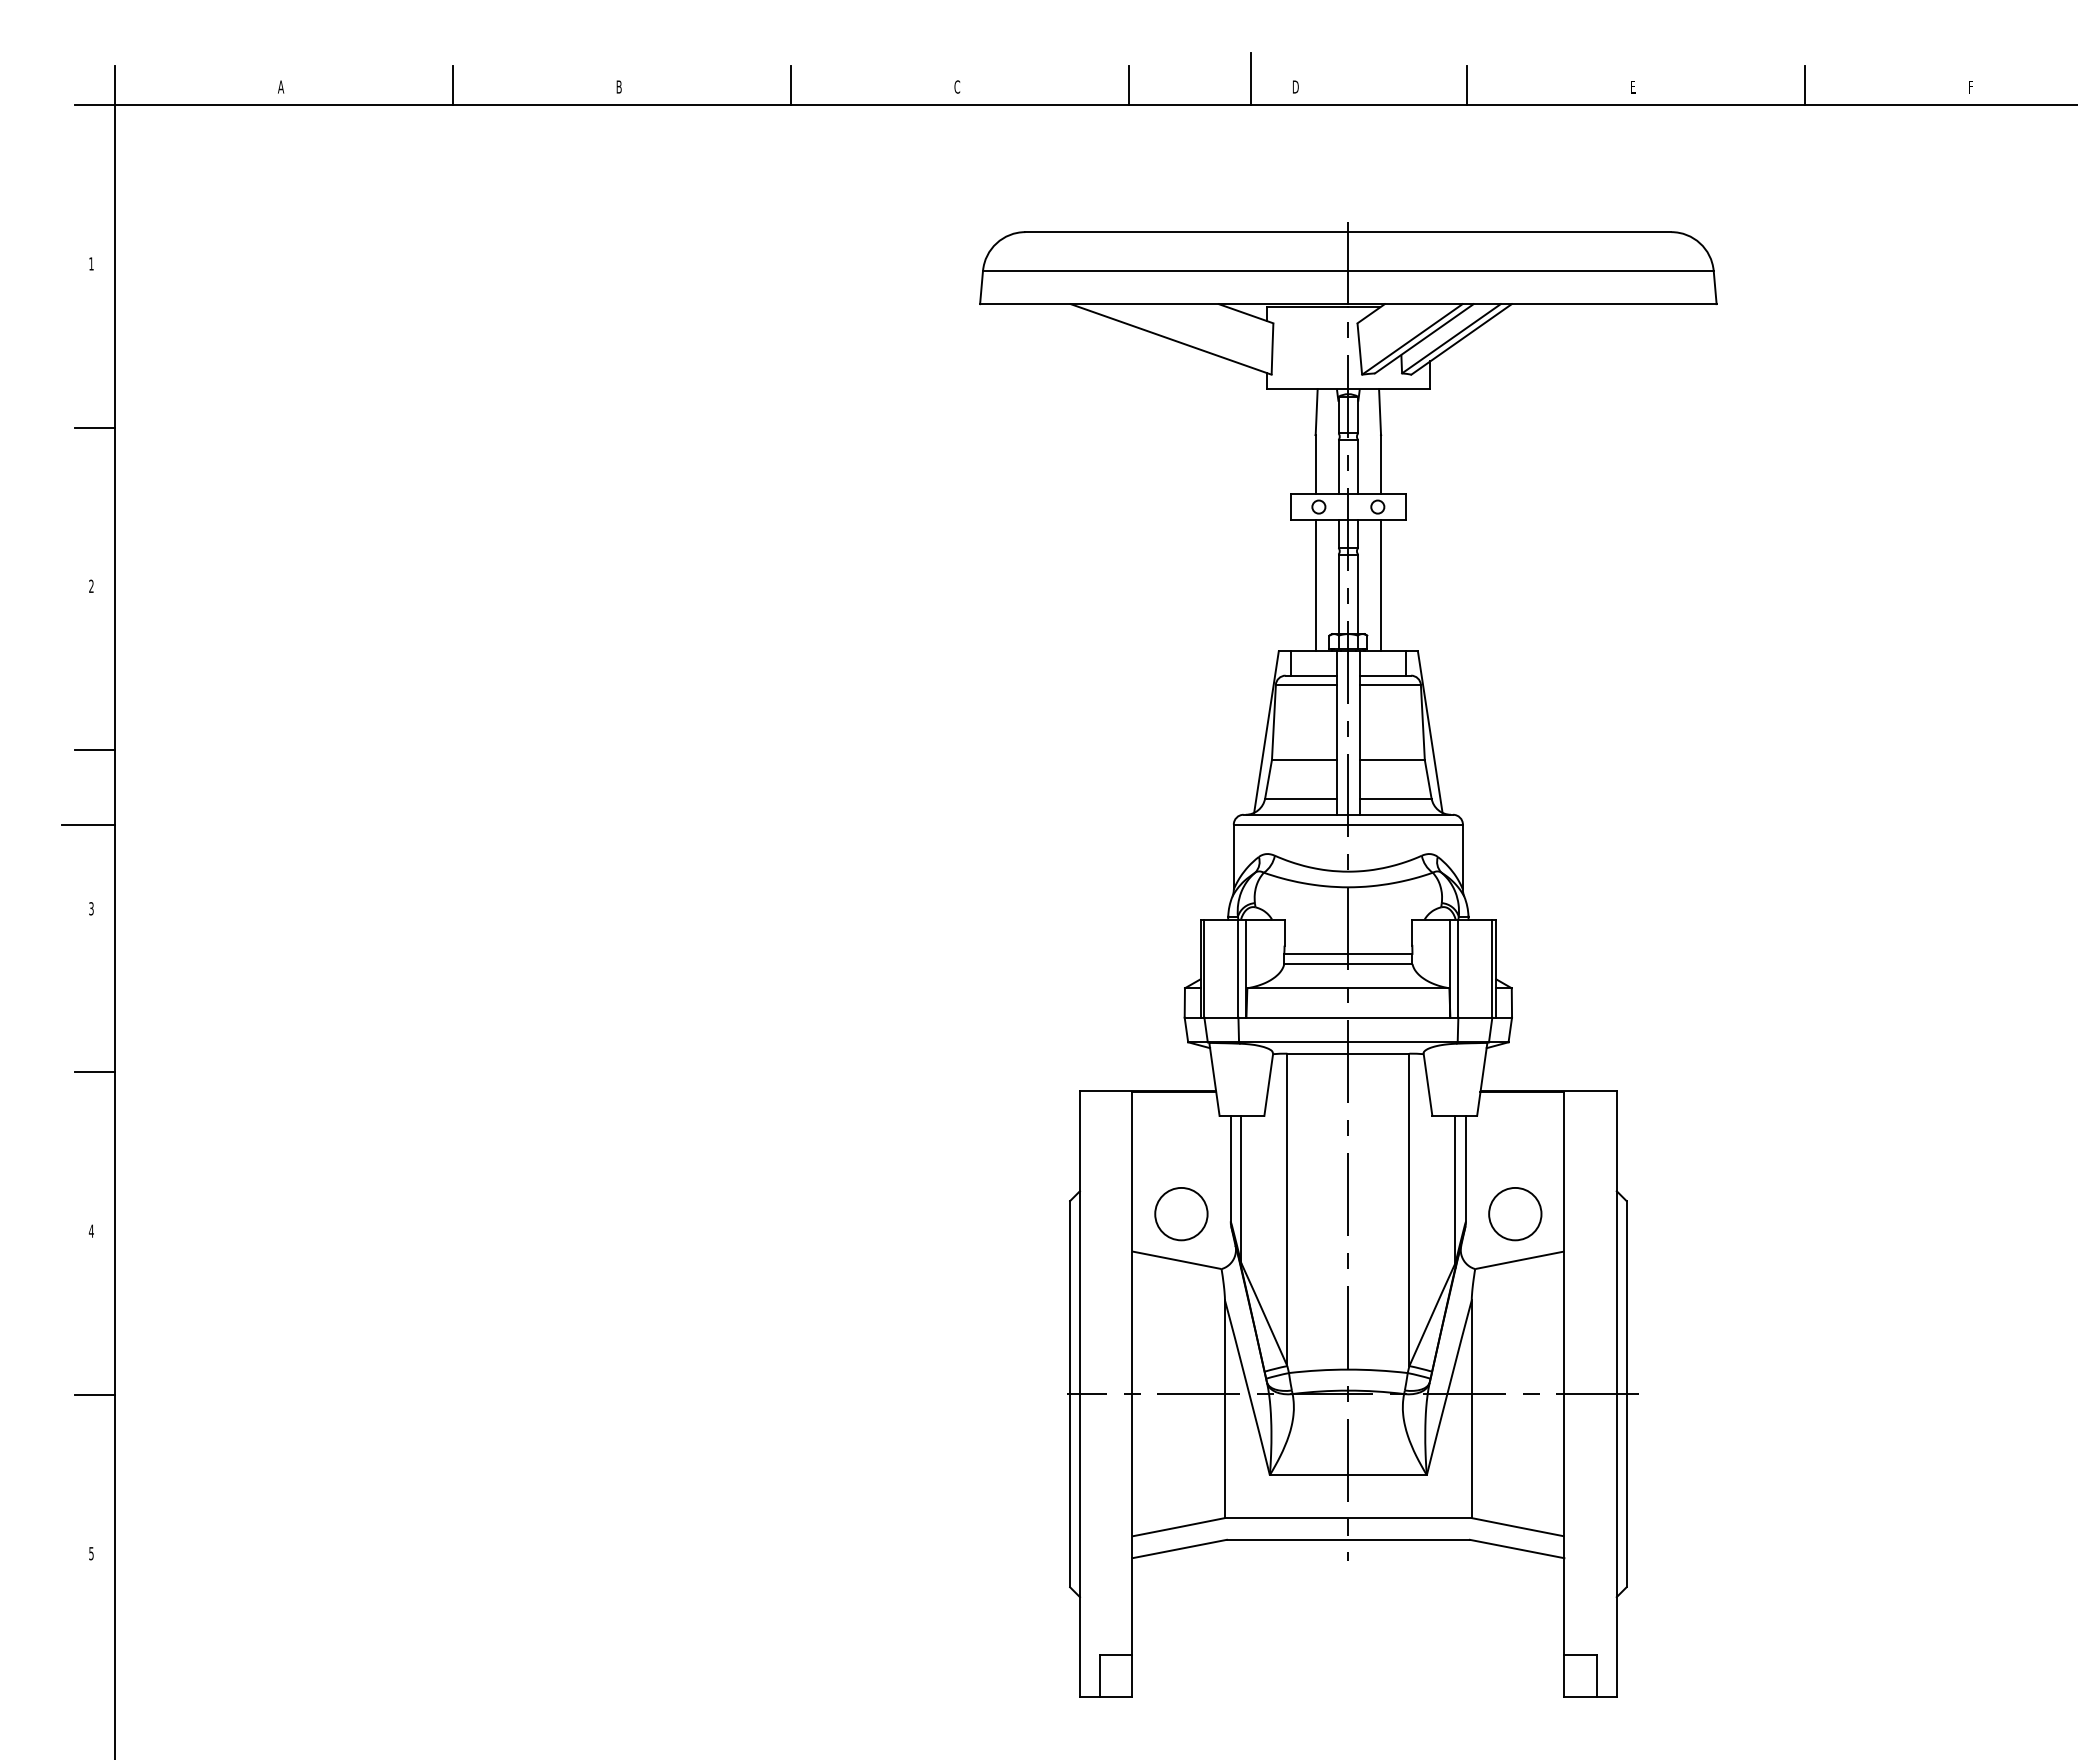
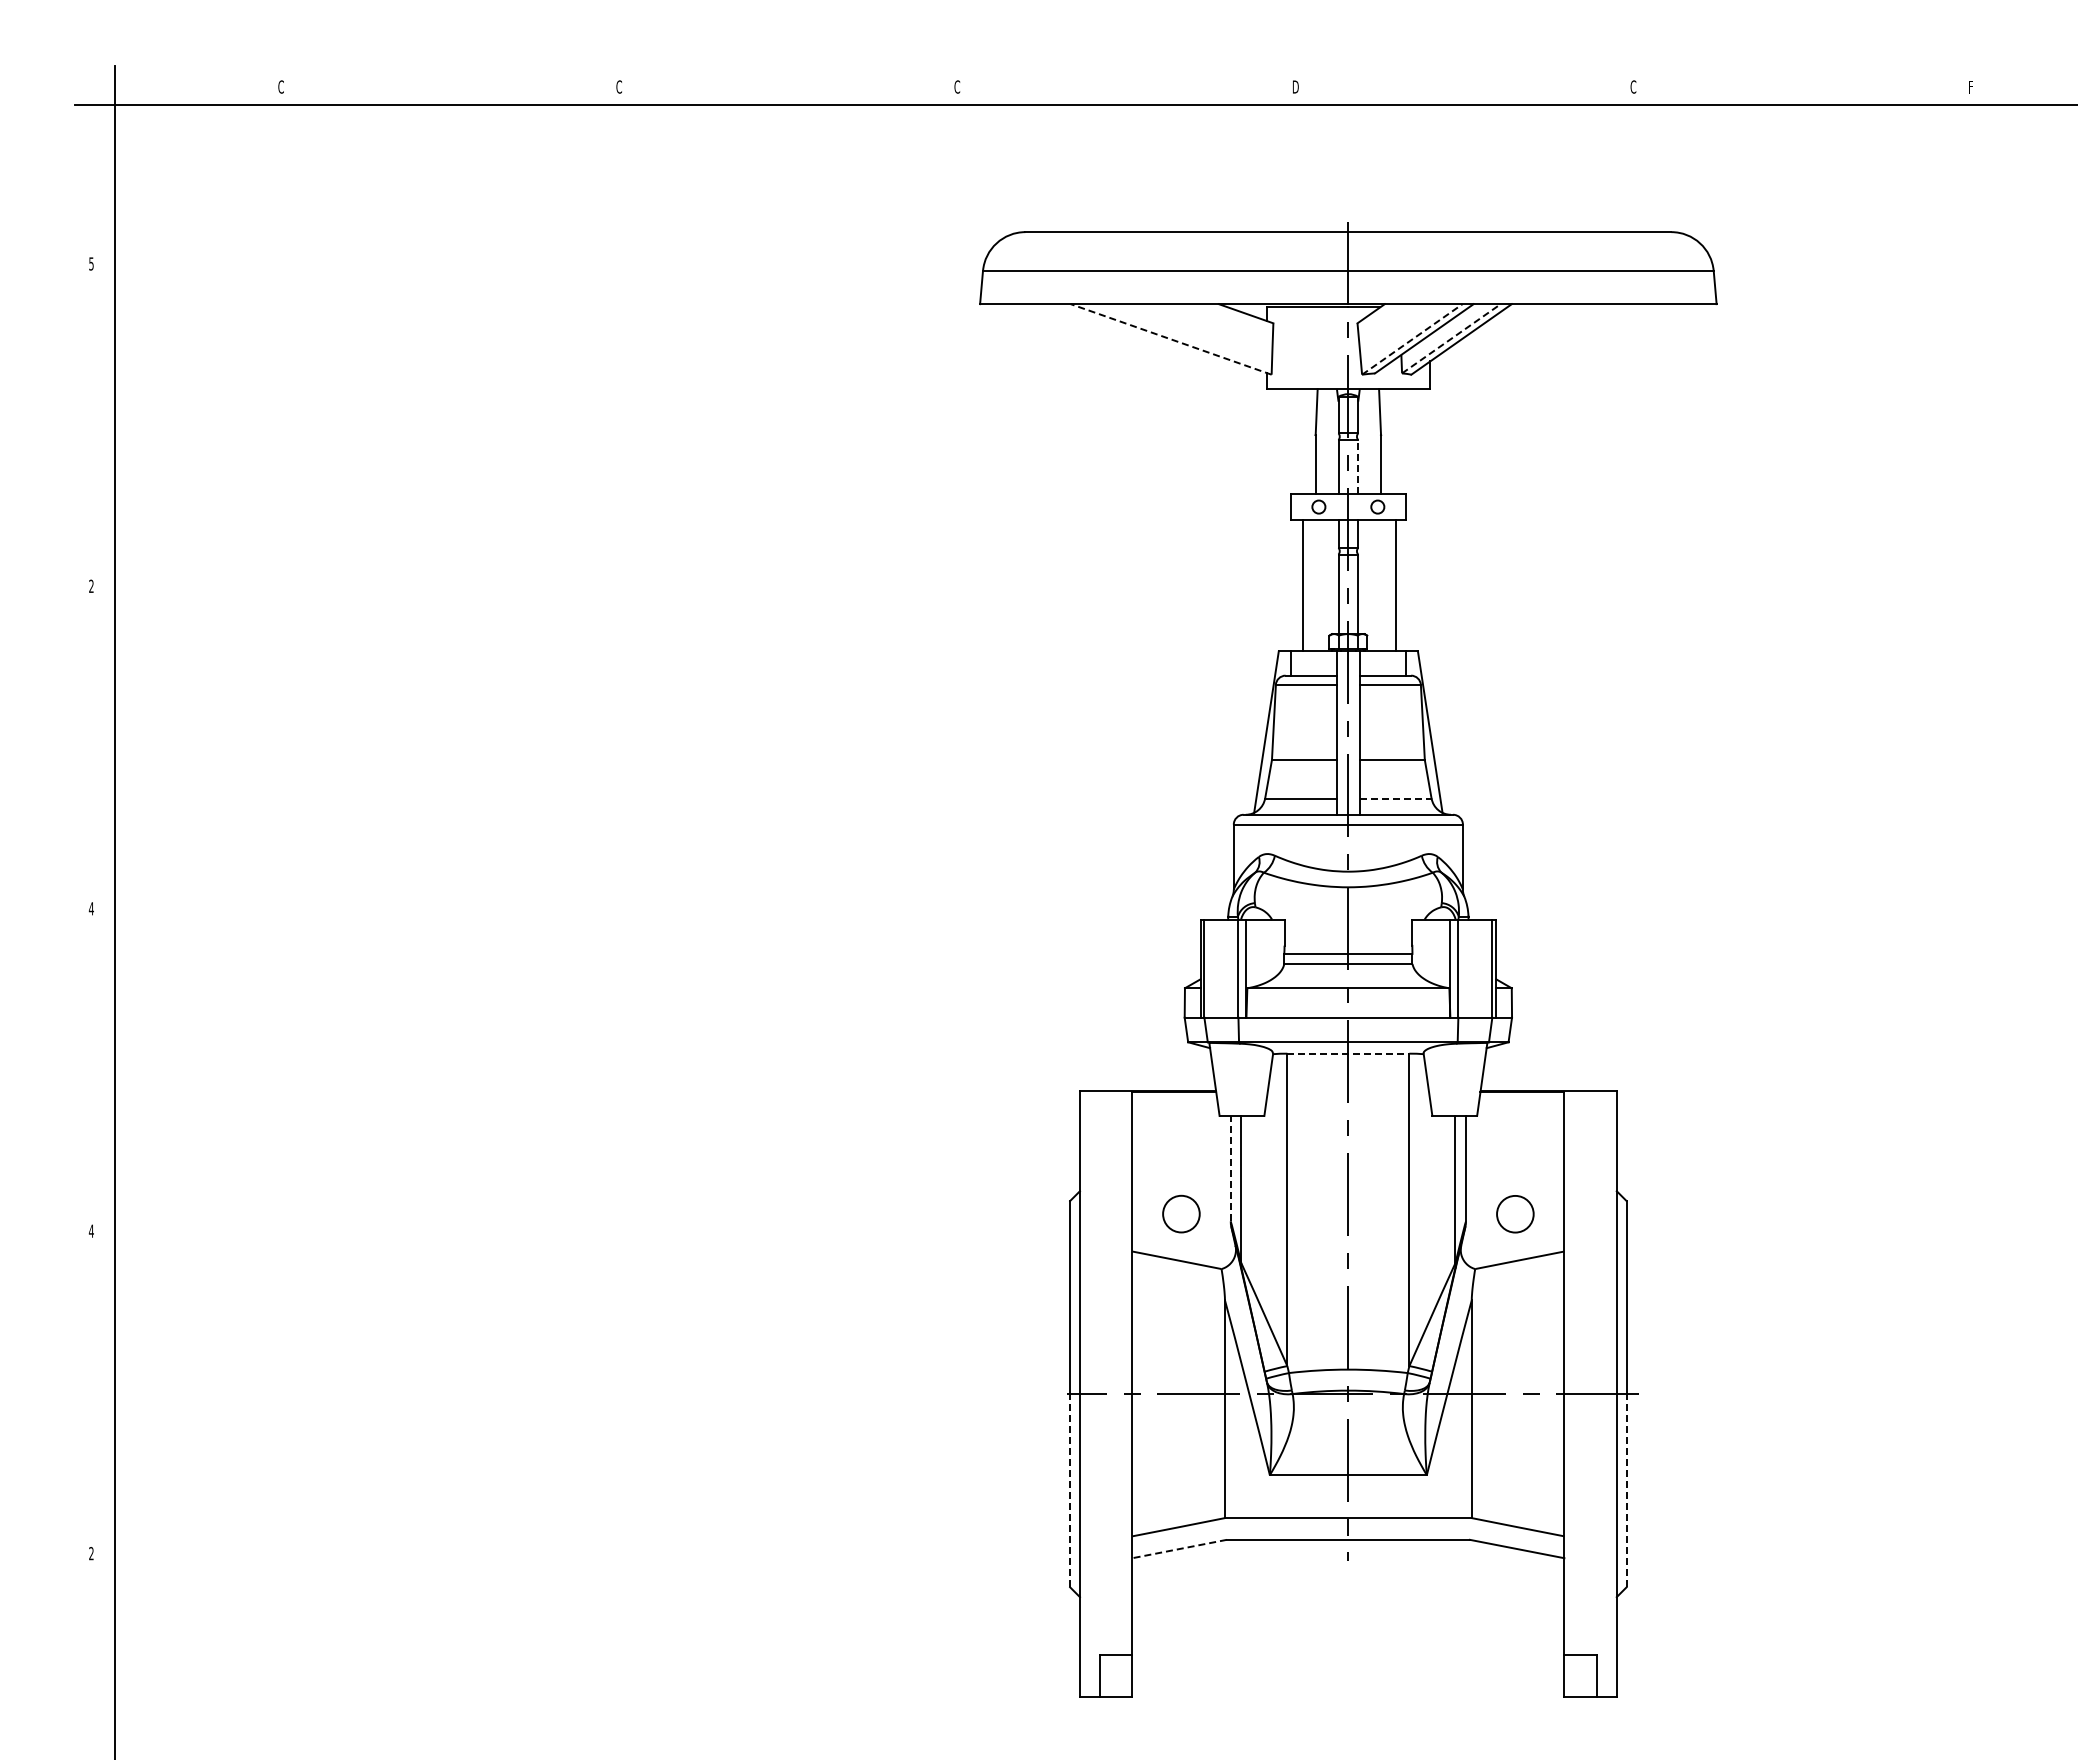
line: present -> none (1250, 78)
line: present -> none (452, 85)
line: present -> none (790, 85)
line: present -> none (1128, 85)
line: present -> none (1466, 85)
line: present -> none (1805, 85)
text: A -> C (281, 86)
text: B -> C (619, 86)
text: E -> C (1633, 86)
text: 1 -> 5 (91, 263)
line: solid -> dashed (1451, 338)
line: solid -> dashed (1170, 339)
line: solid -> dashed (1412, 339)
line: present -> none (94, 427)
line: solid -> dashed (1358, 466)
line position: (1315, 585) -> (1302, 585) (1302, 585)
line position: (1381, 585) -> (1396, 585) (1396, 585)
line: present -> none (94, 750)
line: solid -> dashed (1395, 798)
line: present -> none (88, 825)
text: 3 -> 4 (90, 908)
line: solid -> dashed (1348, 1053)
line: present -> none (94, 1072)
line: solid -> dashed (1230, 1168)
circle diameter: 52 px -> 37 px (1181, 1213)
circle size: 55x55 px -> 39x39 px (1515, 1214)
line: present -> none (94, 1394)
line: solid -> dashed (1070, 1490)
line: solid -> dashed (1626, 1490)
line: solid -> dashed (1179, 1549)
text: 5 -> 2 (91, 1553)
